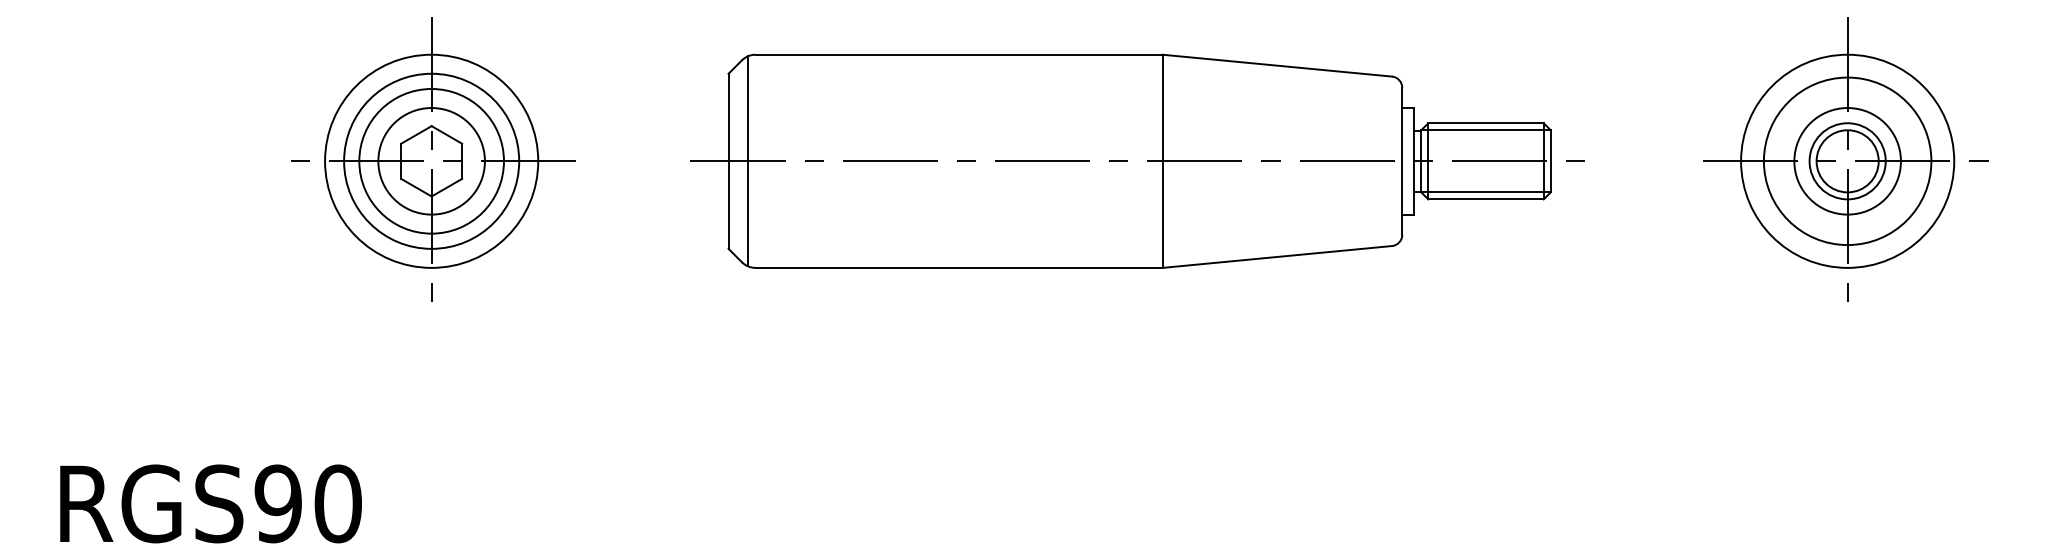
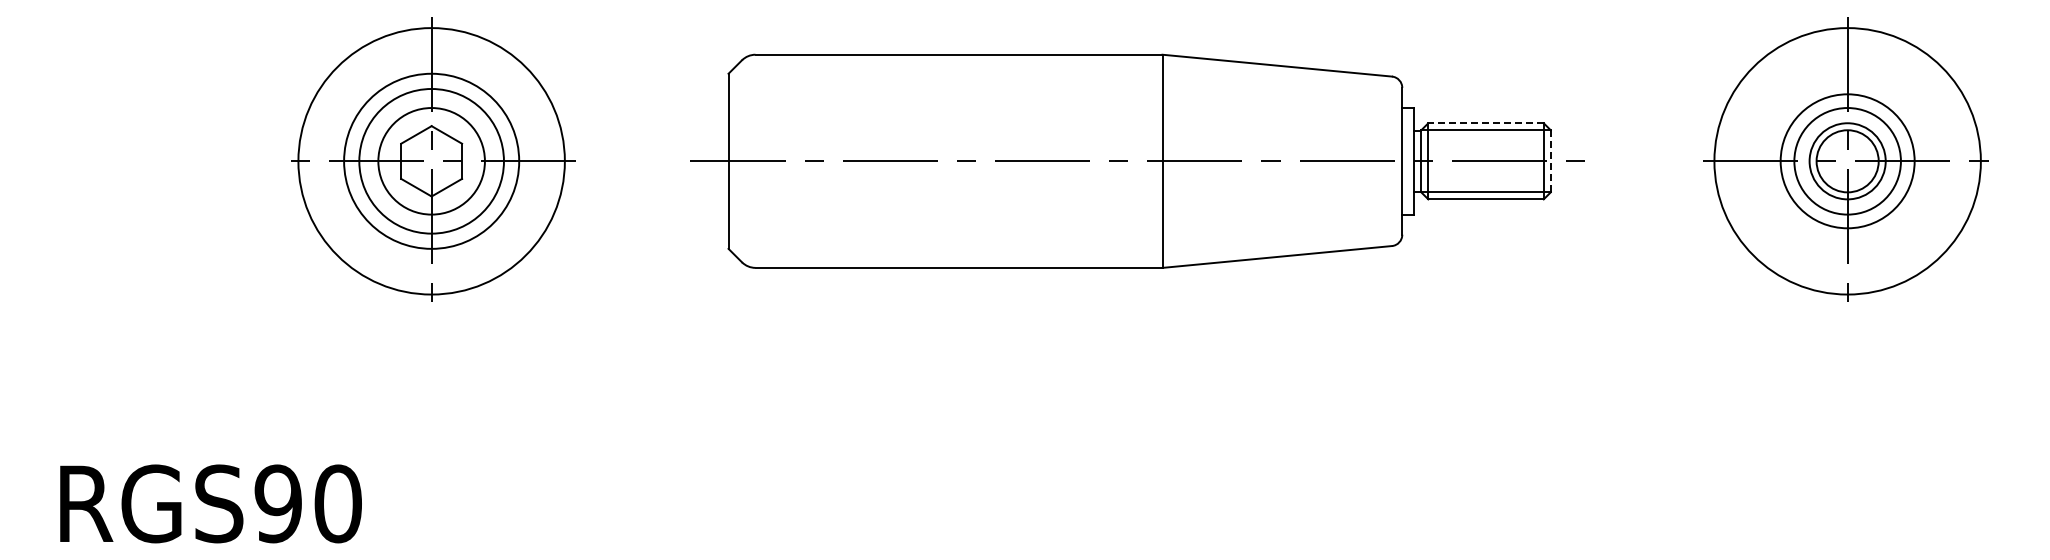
line: solid -> dashed (1486, 123)
circle diameter: 213 px -> 266 px (431, 161)
line: solid -> dashed (1550, 160)
circle diameter: 213 px -> 266 px (1847, 161)
line: present -> none (747, 161)
circle diameter: 167 px -> 134 px (1847, 161)
